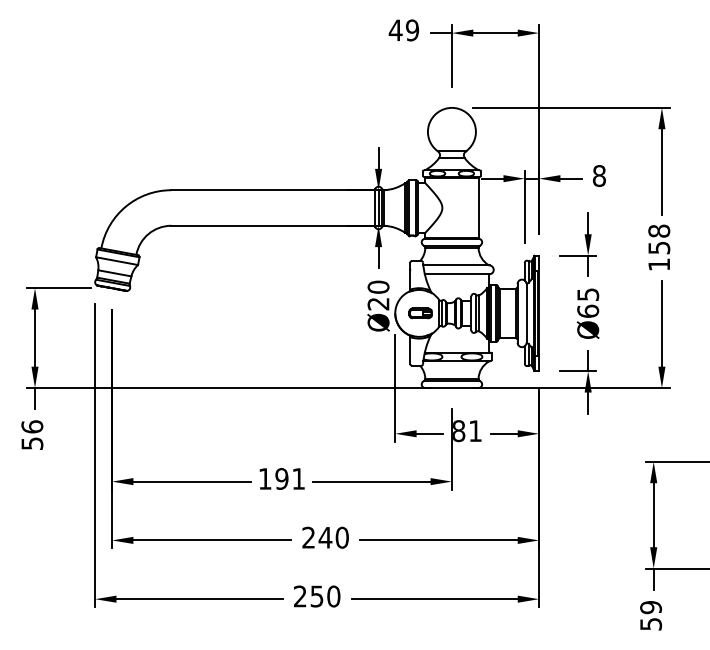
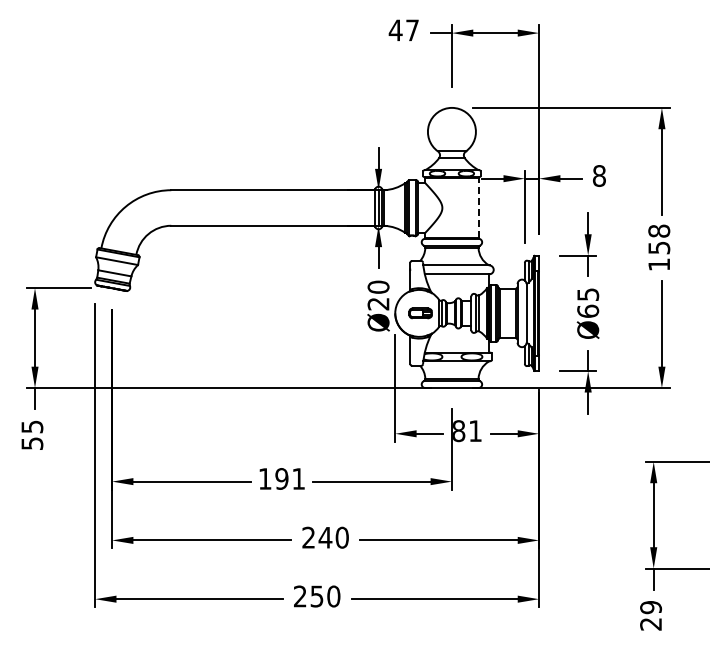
text: 49 -> 47 (412, 30)
line: solid -> dashed (478, 207)
text: 56 -> 55 (32, 426)
text: 59 -> 29 (651, 624)
